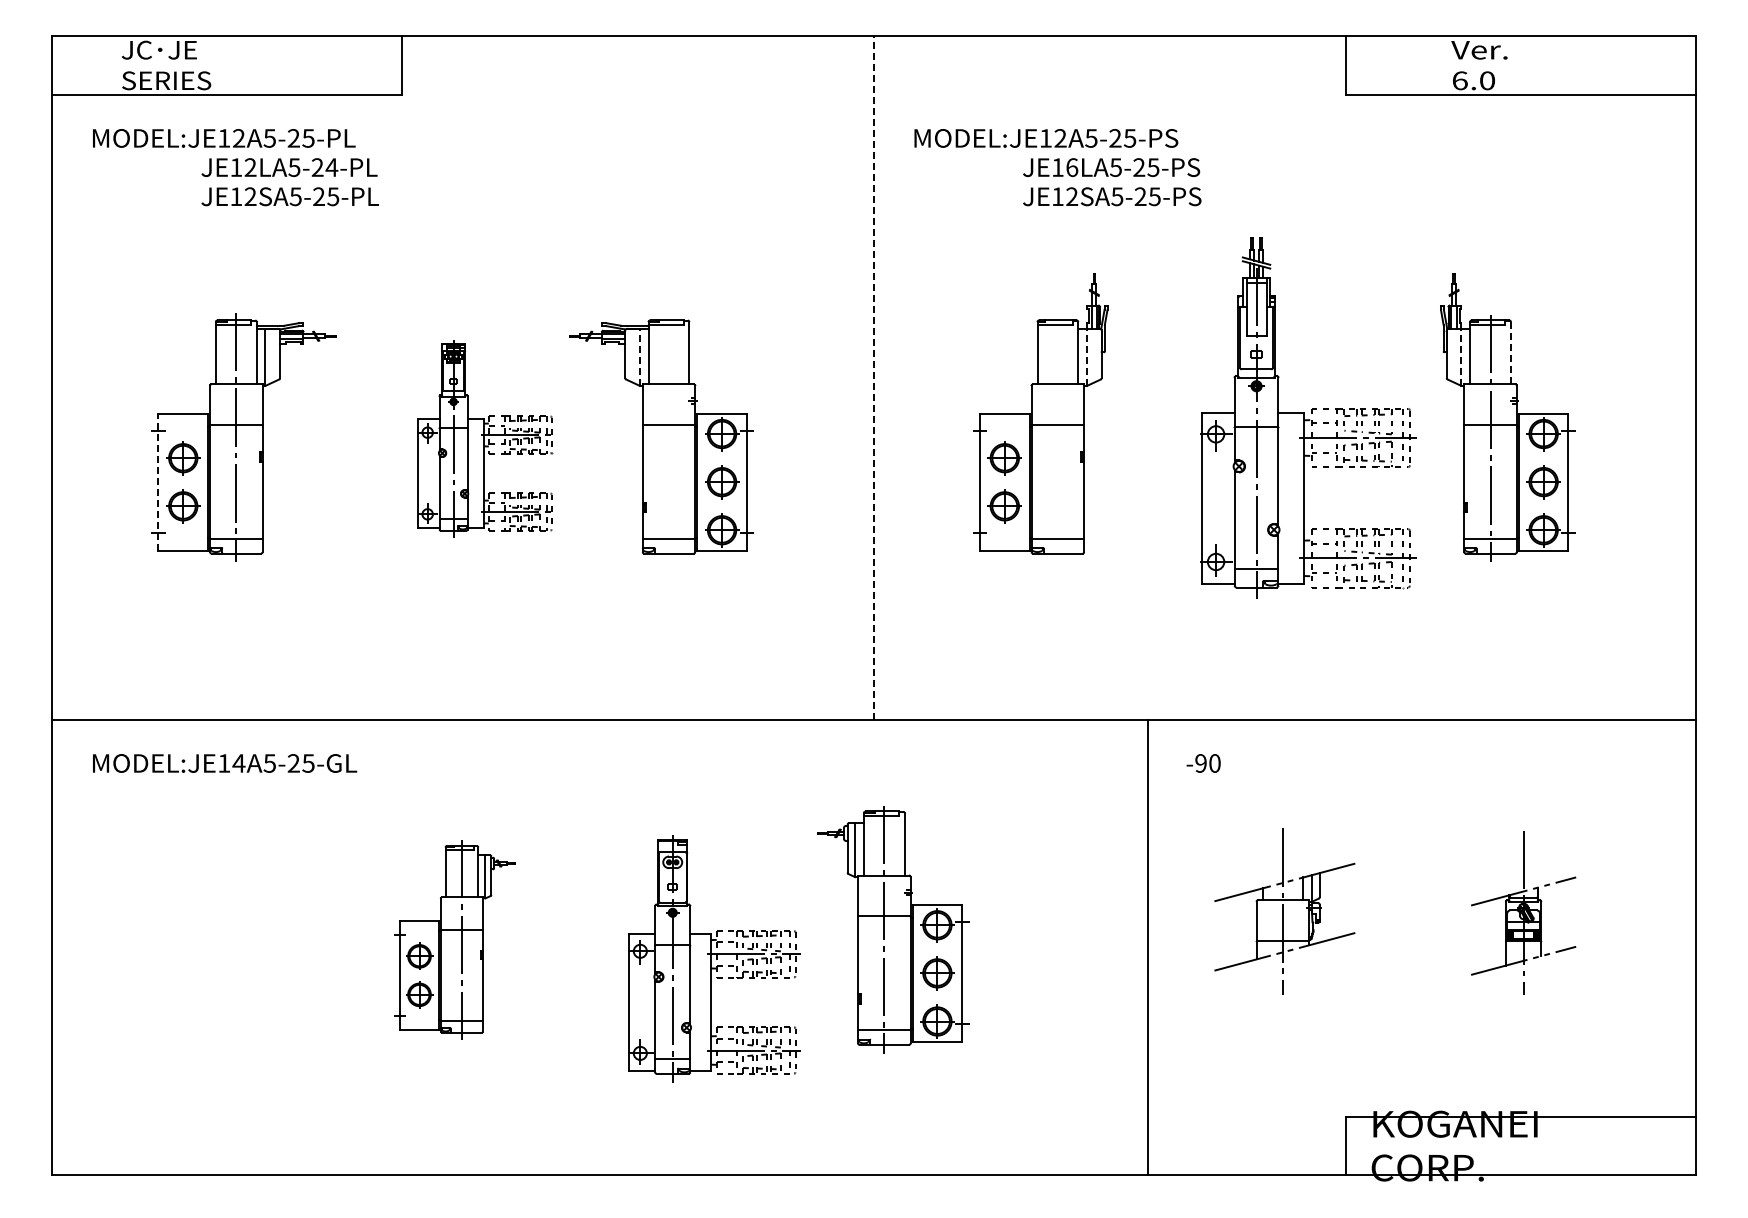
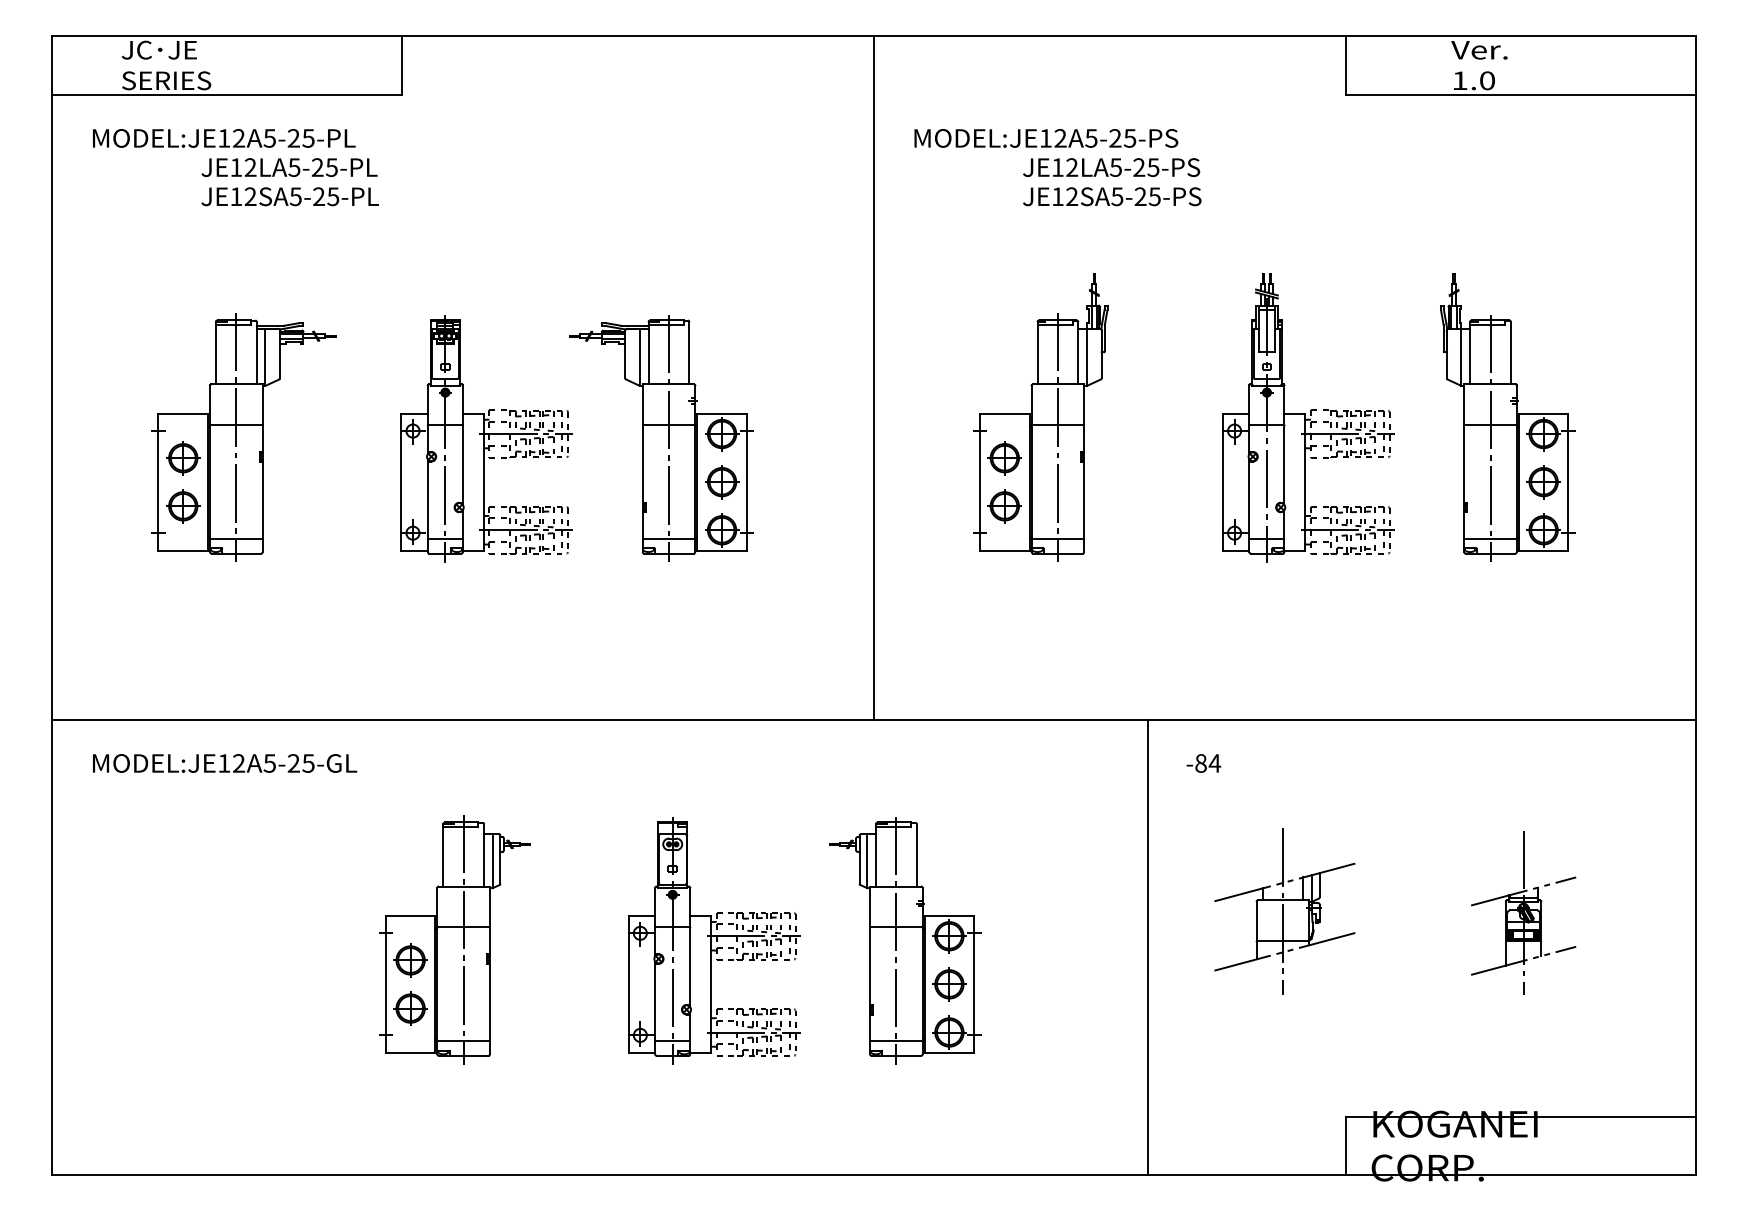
text: 6.0 -> 1.0 (1460, 80)
text: JE12LA5-24-PL -> JE12LA5-25-PL (331, 167)
text: JE16LA5-25-PS -> JE12LA5-25-PS (1072, 167)
line: dashed -> solid (1510, 353)
line: dashed -> solid (640, 356)
line: dashed -> solid (1087, 356)
line: dashed -> solid (1461, 356)
line: dashed -> solid (873, 378)
part size: 217x362 px -> 173x290 px (1308, 417)
line: none -> present (1057, 437)
part size: 137x198 px -> 173x248 px (486, 438)
line: none -> present (669, 438)
line: dashed -> solid (158, 482)
text: MODEL:JE14A5-25-GL -> MODEL:JE12A5-25-GL (238, 763)
text: -90 -> -84 (1208, 763)
part position: (893, 929) -> (905, 940) (905, 940)
part size: 122x200 px -> 152x250 px (454, 939)
part position: (714, 958) -> (714, 940) (714, 940)
